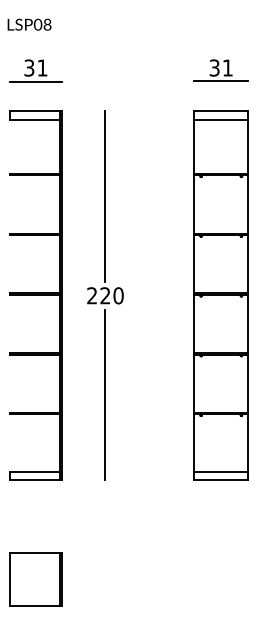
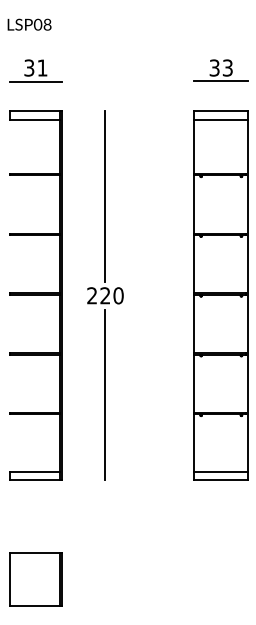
text: 31 -> 33 (227, 67)
